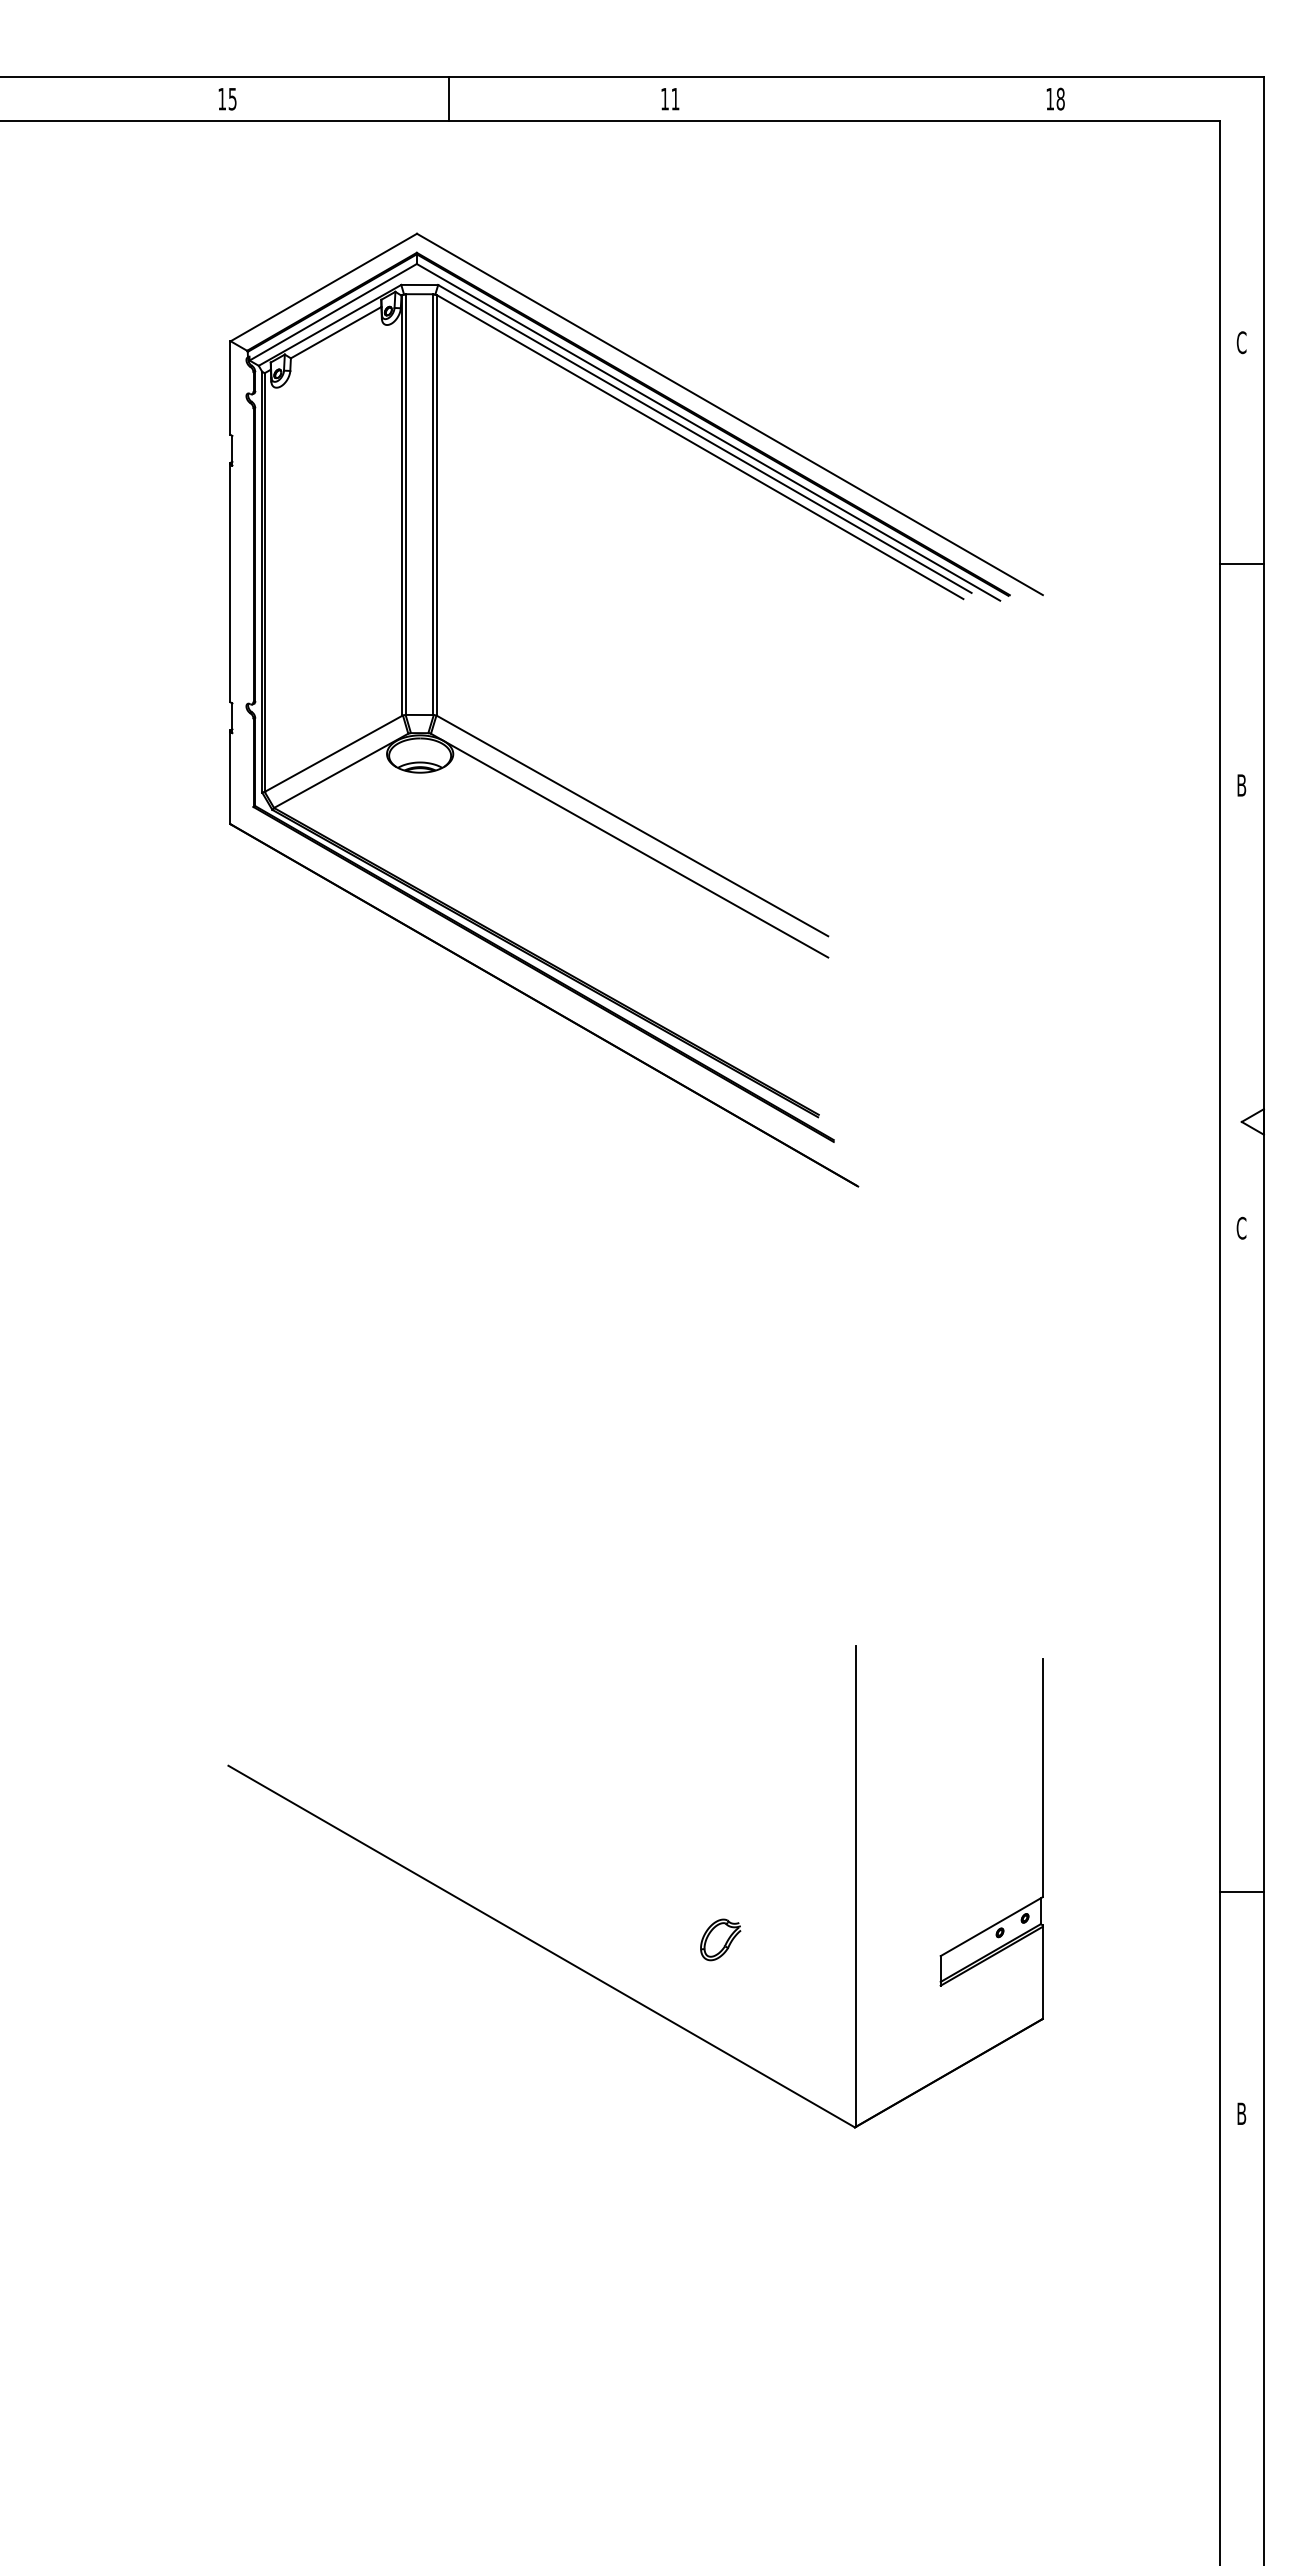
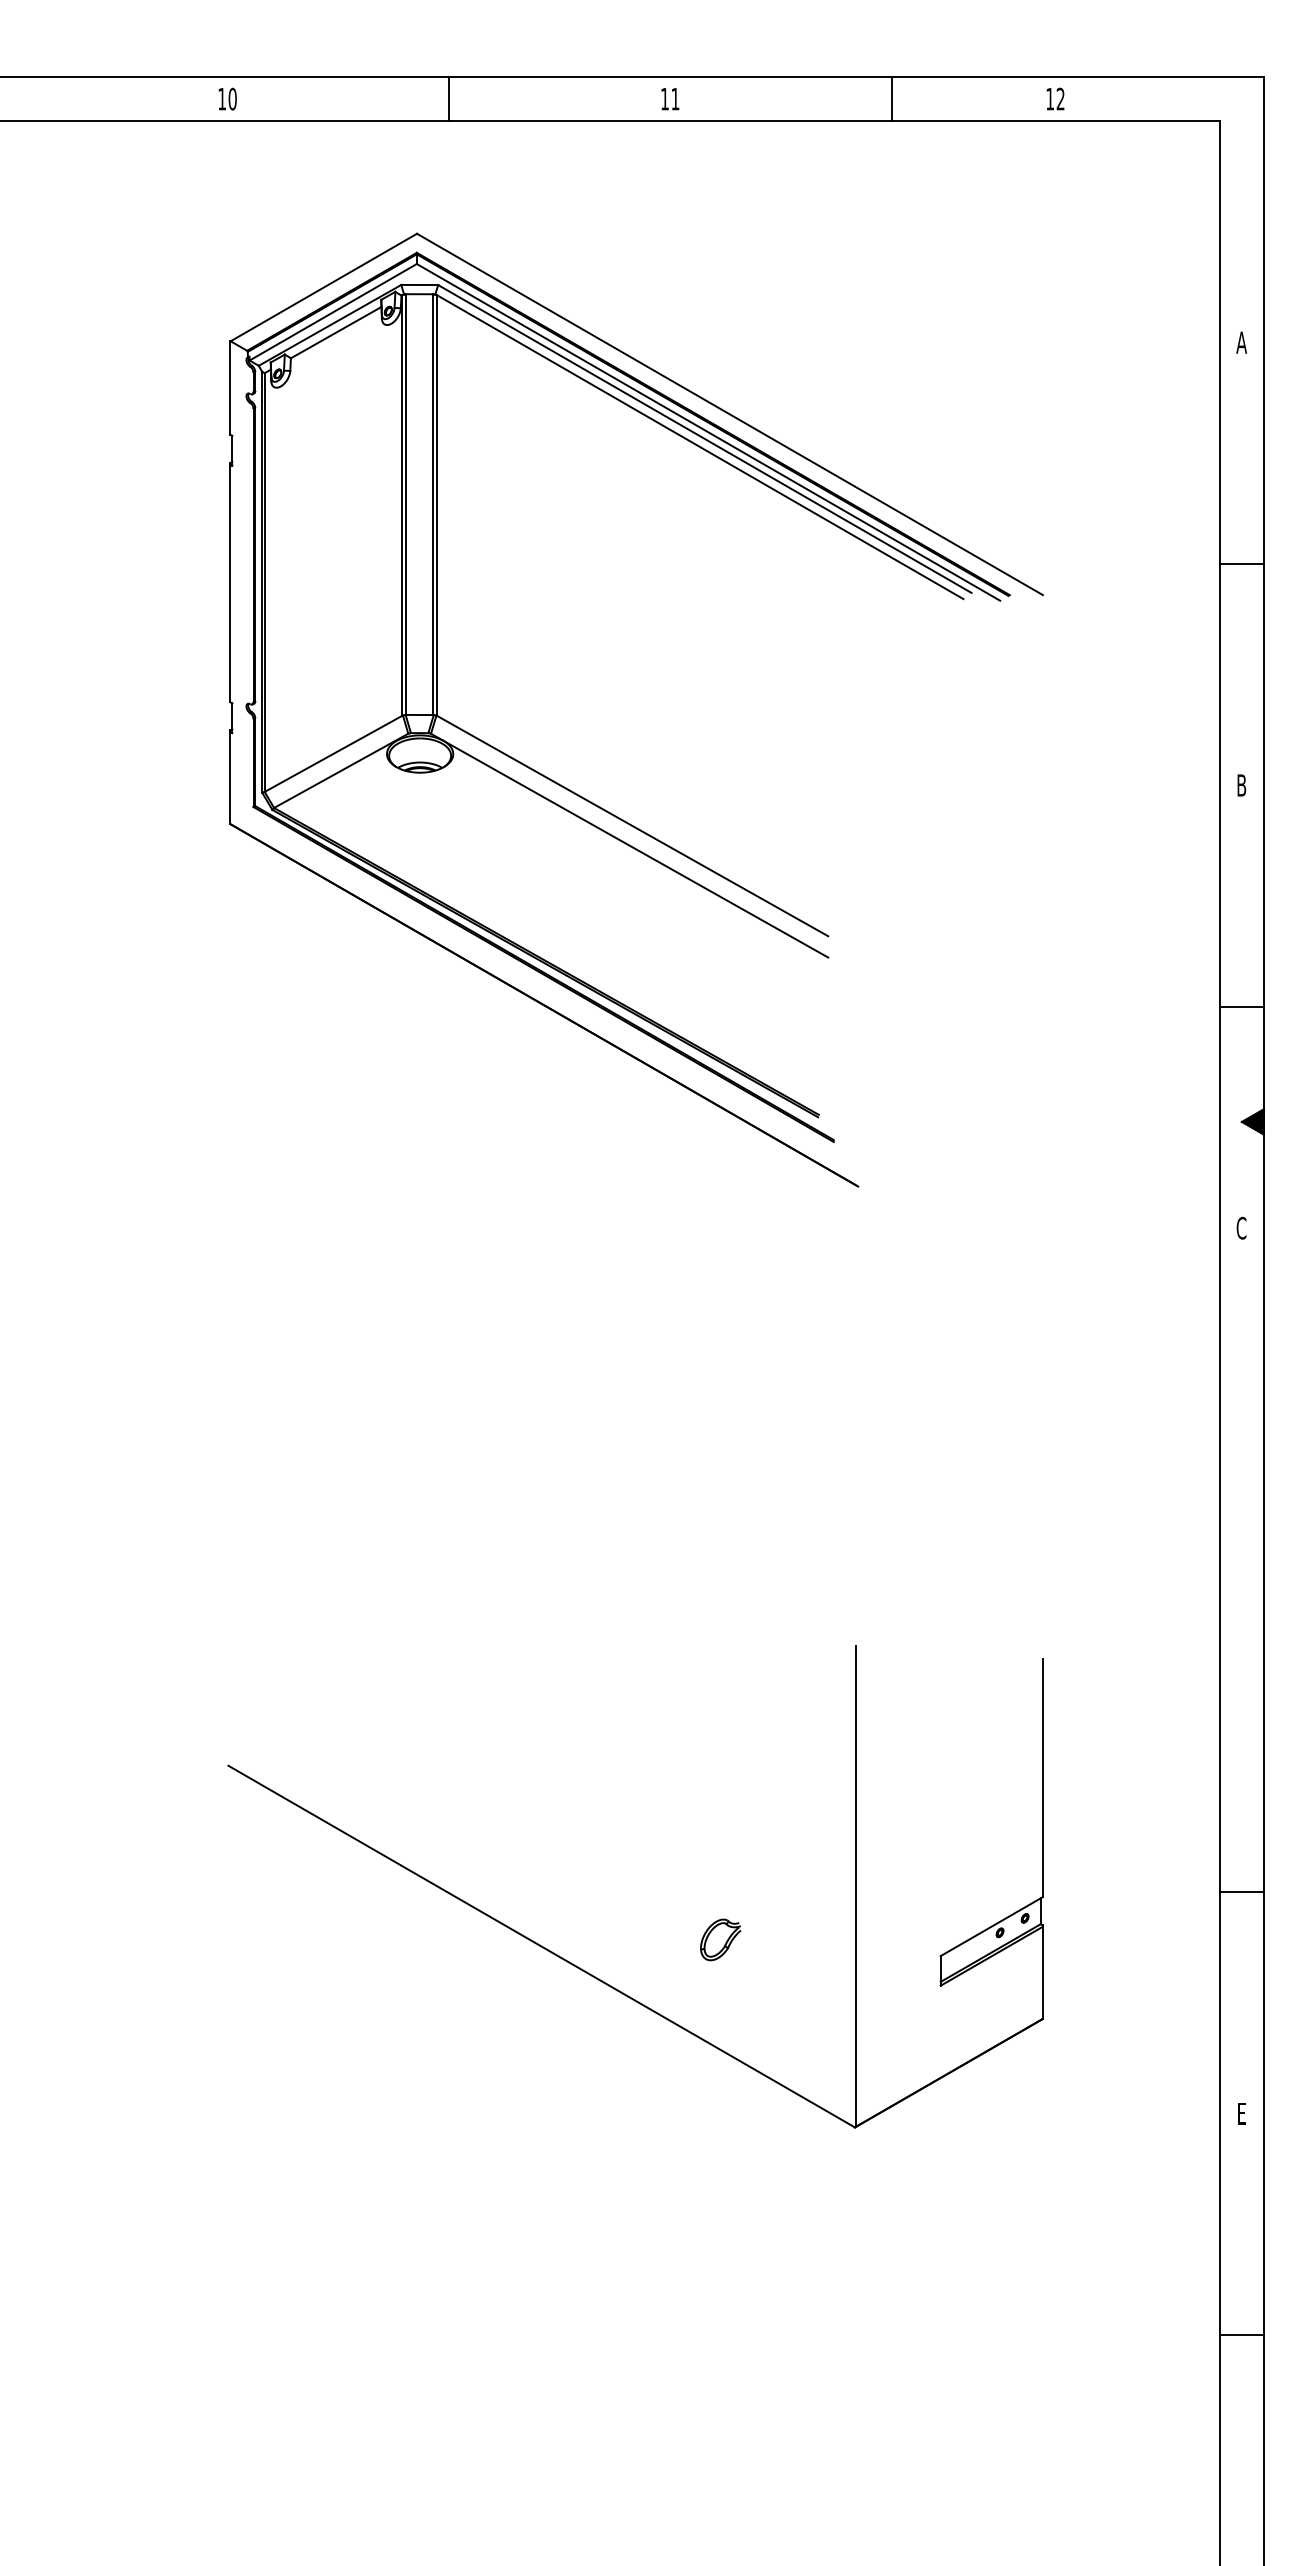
text: 15 -> 10 (232, 98)
line: none -> present (891, 98)
text: 18 -> 12 (1060, 98)
text: C -> A (1241, 342)
line: none -> present (1241, 1006)
fill: none -> present (1252, 1121)
text: B -> E (1241, 2113)
line: none -> present (1241, 2335)
